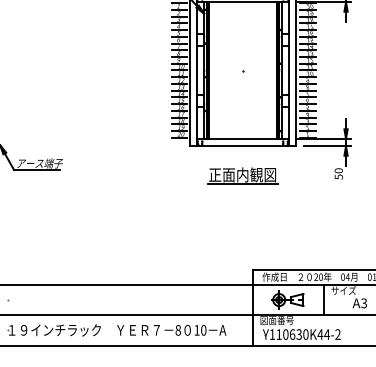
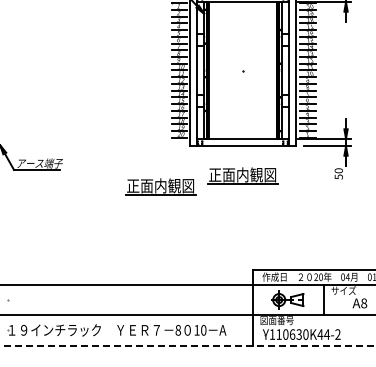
part: none -> present (160, 186)
text: A3 -> A8 (364, 302)
line: solid -> dashed (188, 345)
